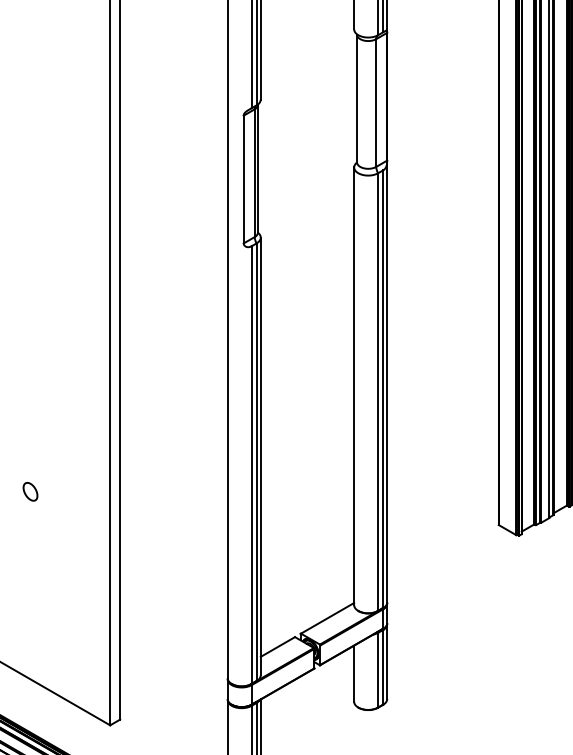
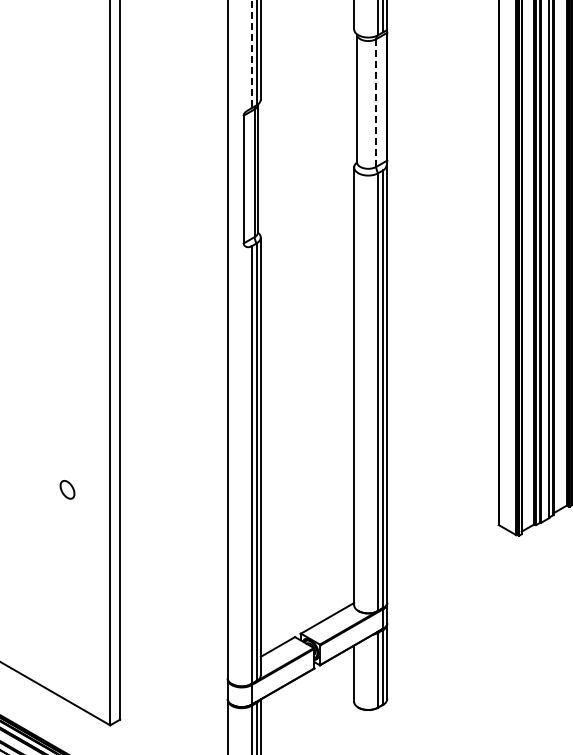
line: solid -> dashed (251, 54)
line: solid -> dashed (376, 103)
part position: (30, 491) -> (67, 489) (67, 489)
